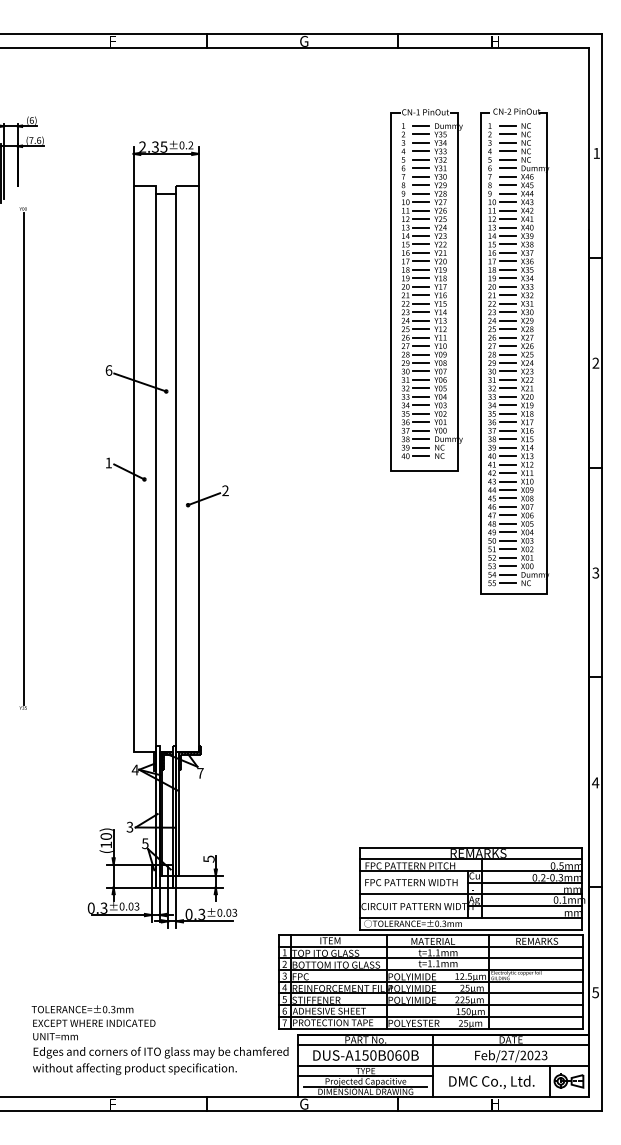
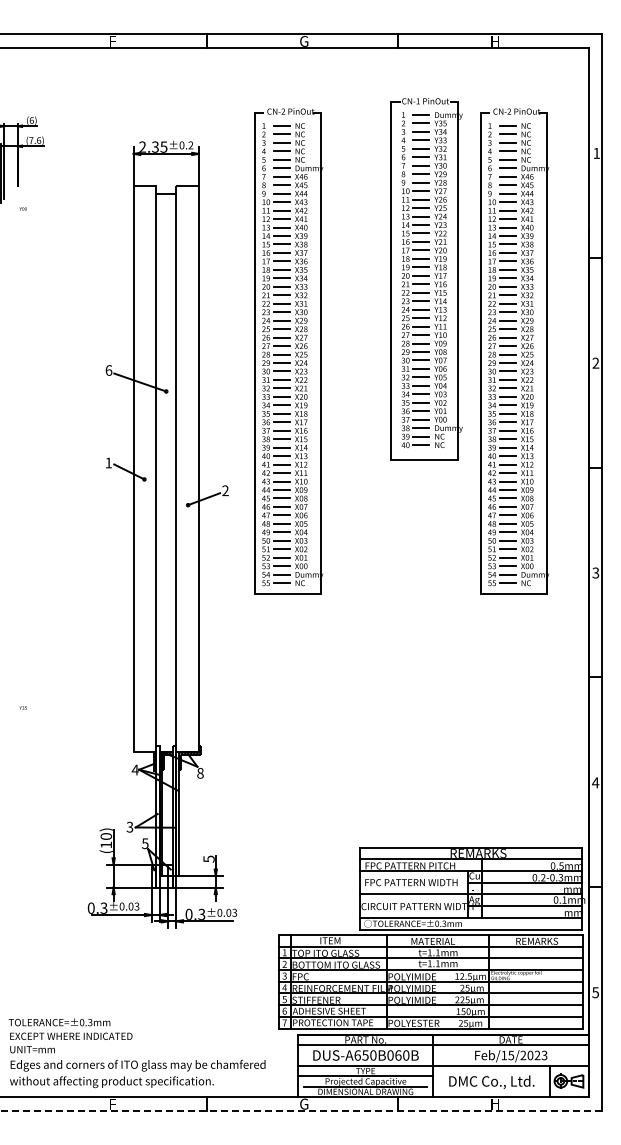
part position: (426, 290) -> (426, 279) (426, 279)
part: none -> present (288, 351)
line: present -> none (23, 458)
text: 7 -> 8 (200, 773)
text position: (159, 1040) -> (136, 1053) (136, 1053)
text: DUS-A150B060B -> DUS-A650B060B (357, 1055)
text: Feb/27/2023 -> Feb/15/2023 (507, 1055)
line: solid -> dashed (301, 1110)
